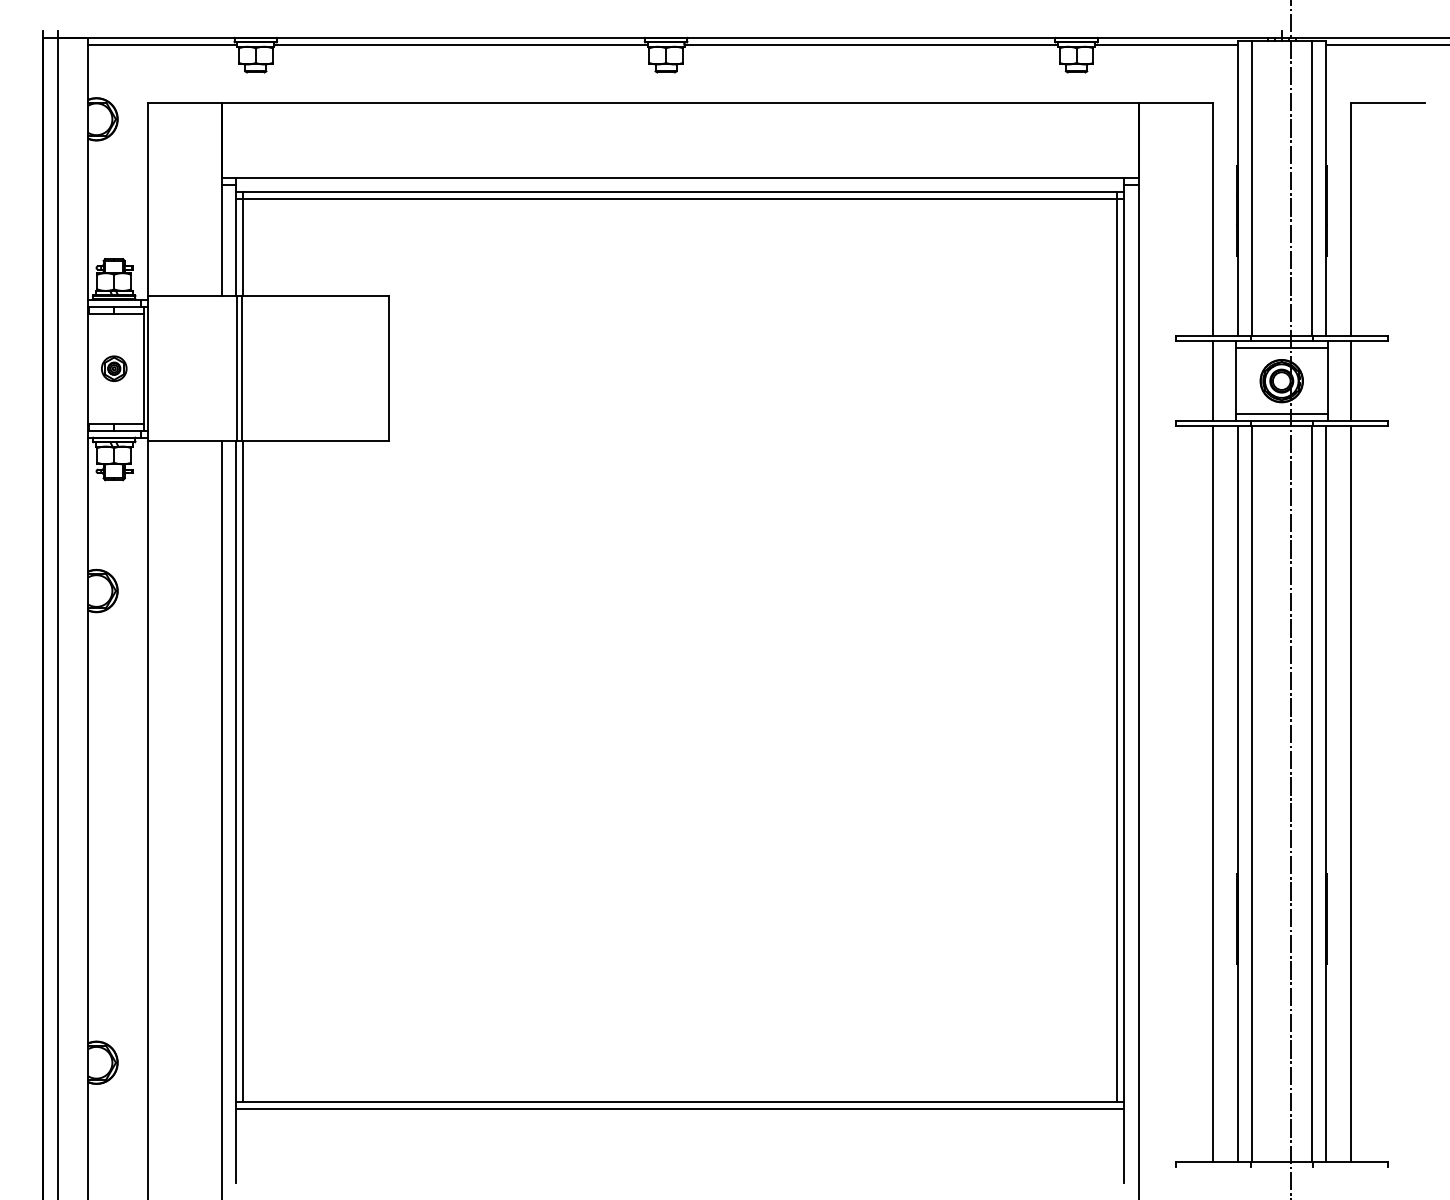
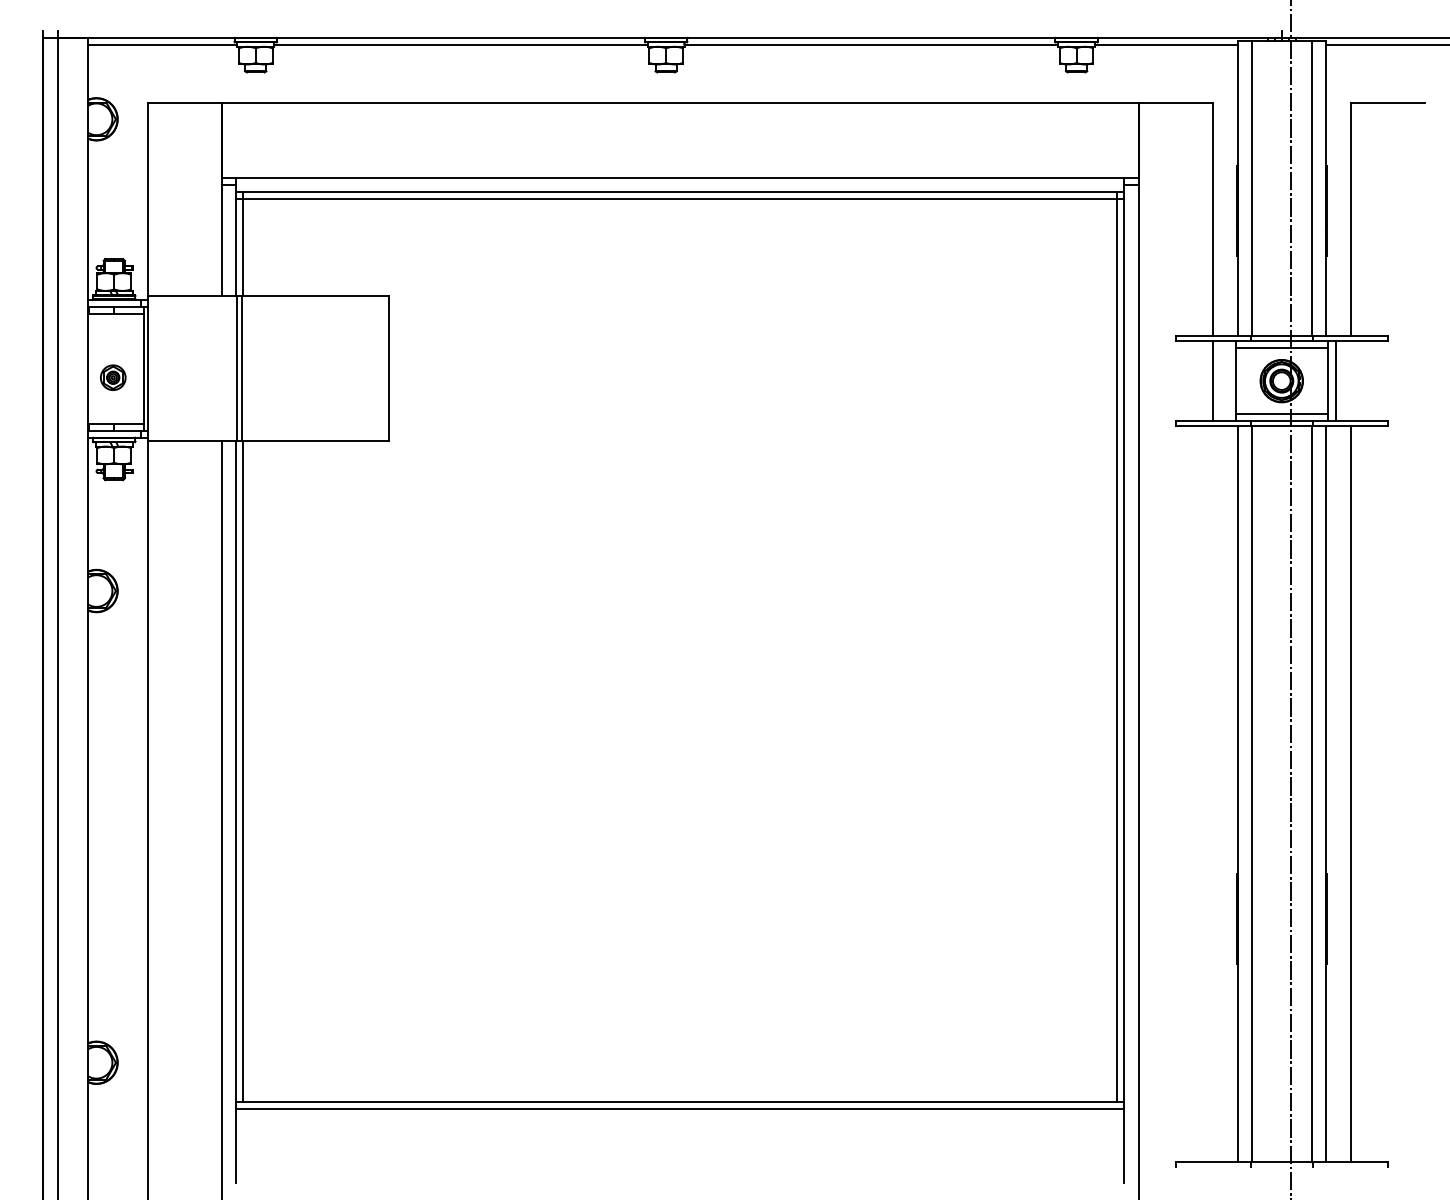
part position: (114, 368) -> (113, 377) (113, 377)
line position: (1350, 380) -> (1335, 380) (1335, 380)
line: present -> none (1212, 793)
